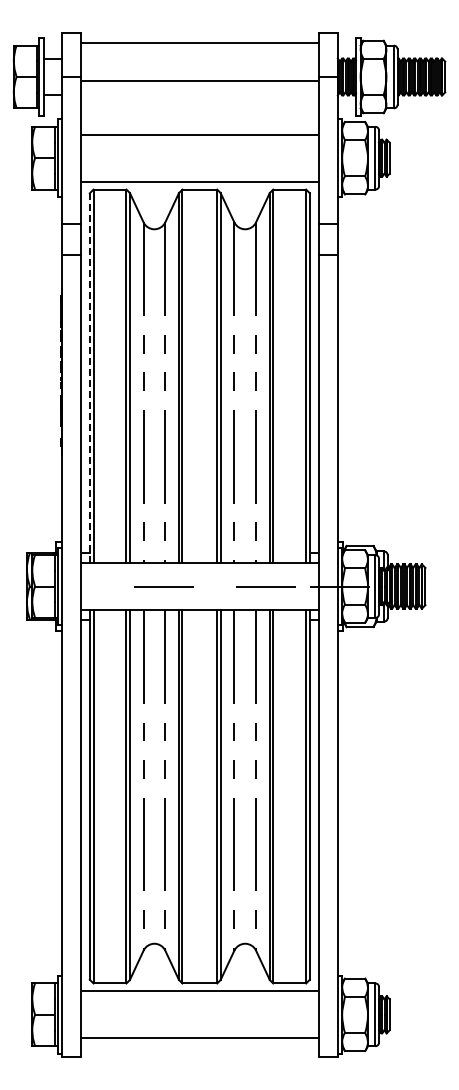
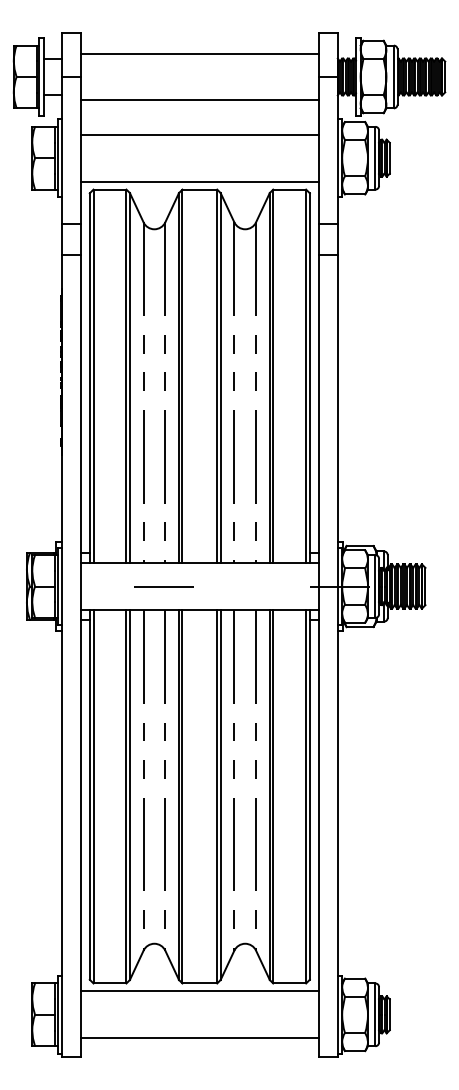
line position: (199, 42) -> (199, 53) (199, 53)
line position: (199, 81) -> (199, 100) (199, 100)
line: dashed -> solid (89, 378)
line: present -> none (265, 586)
